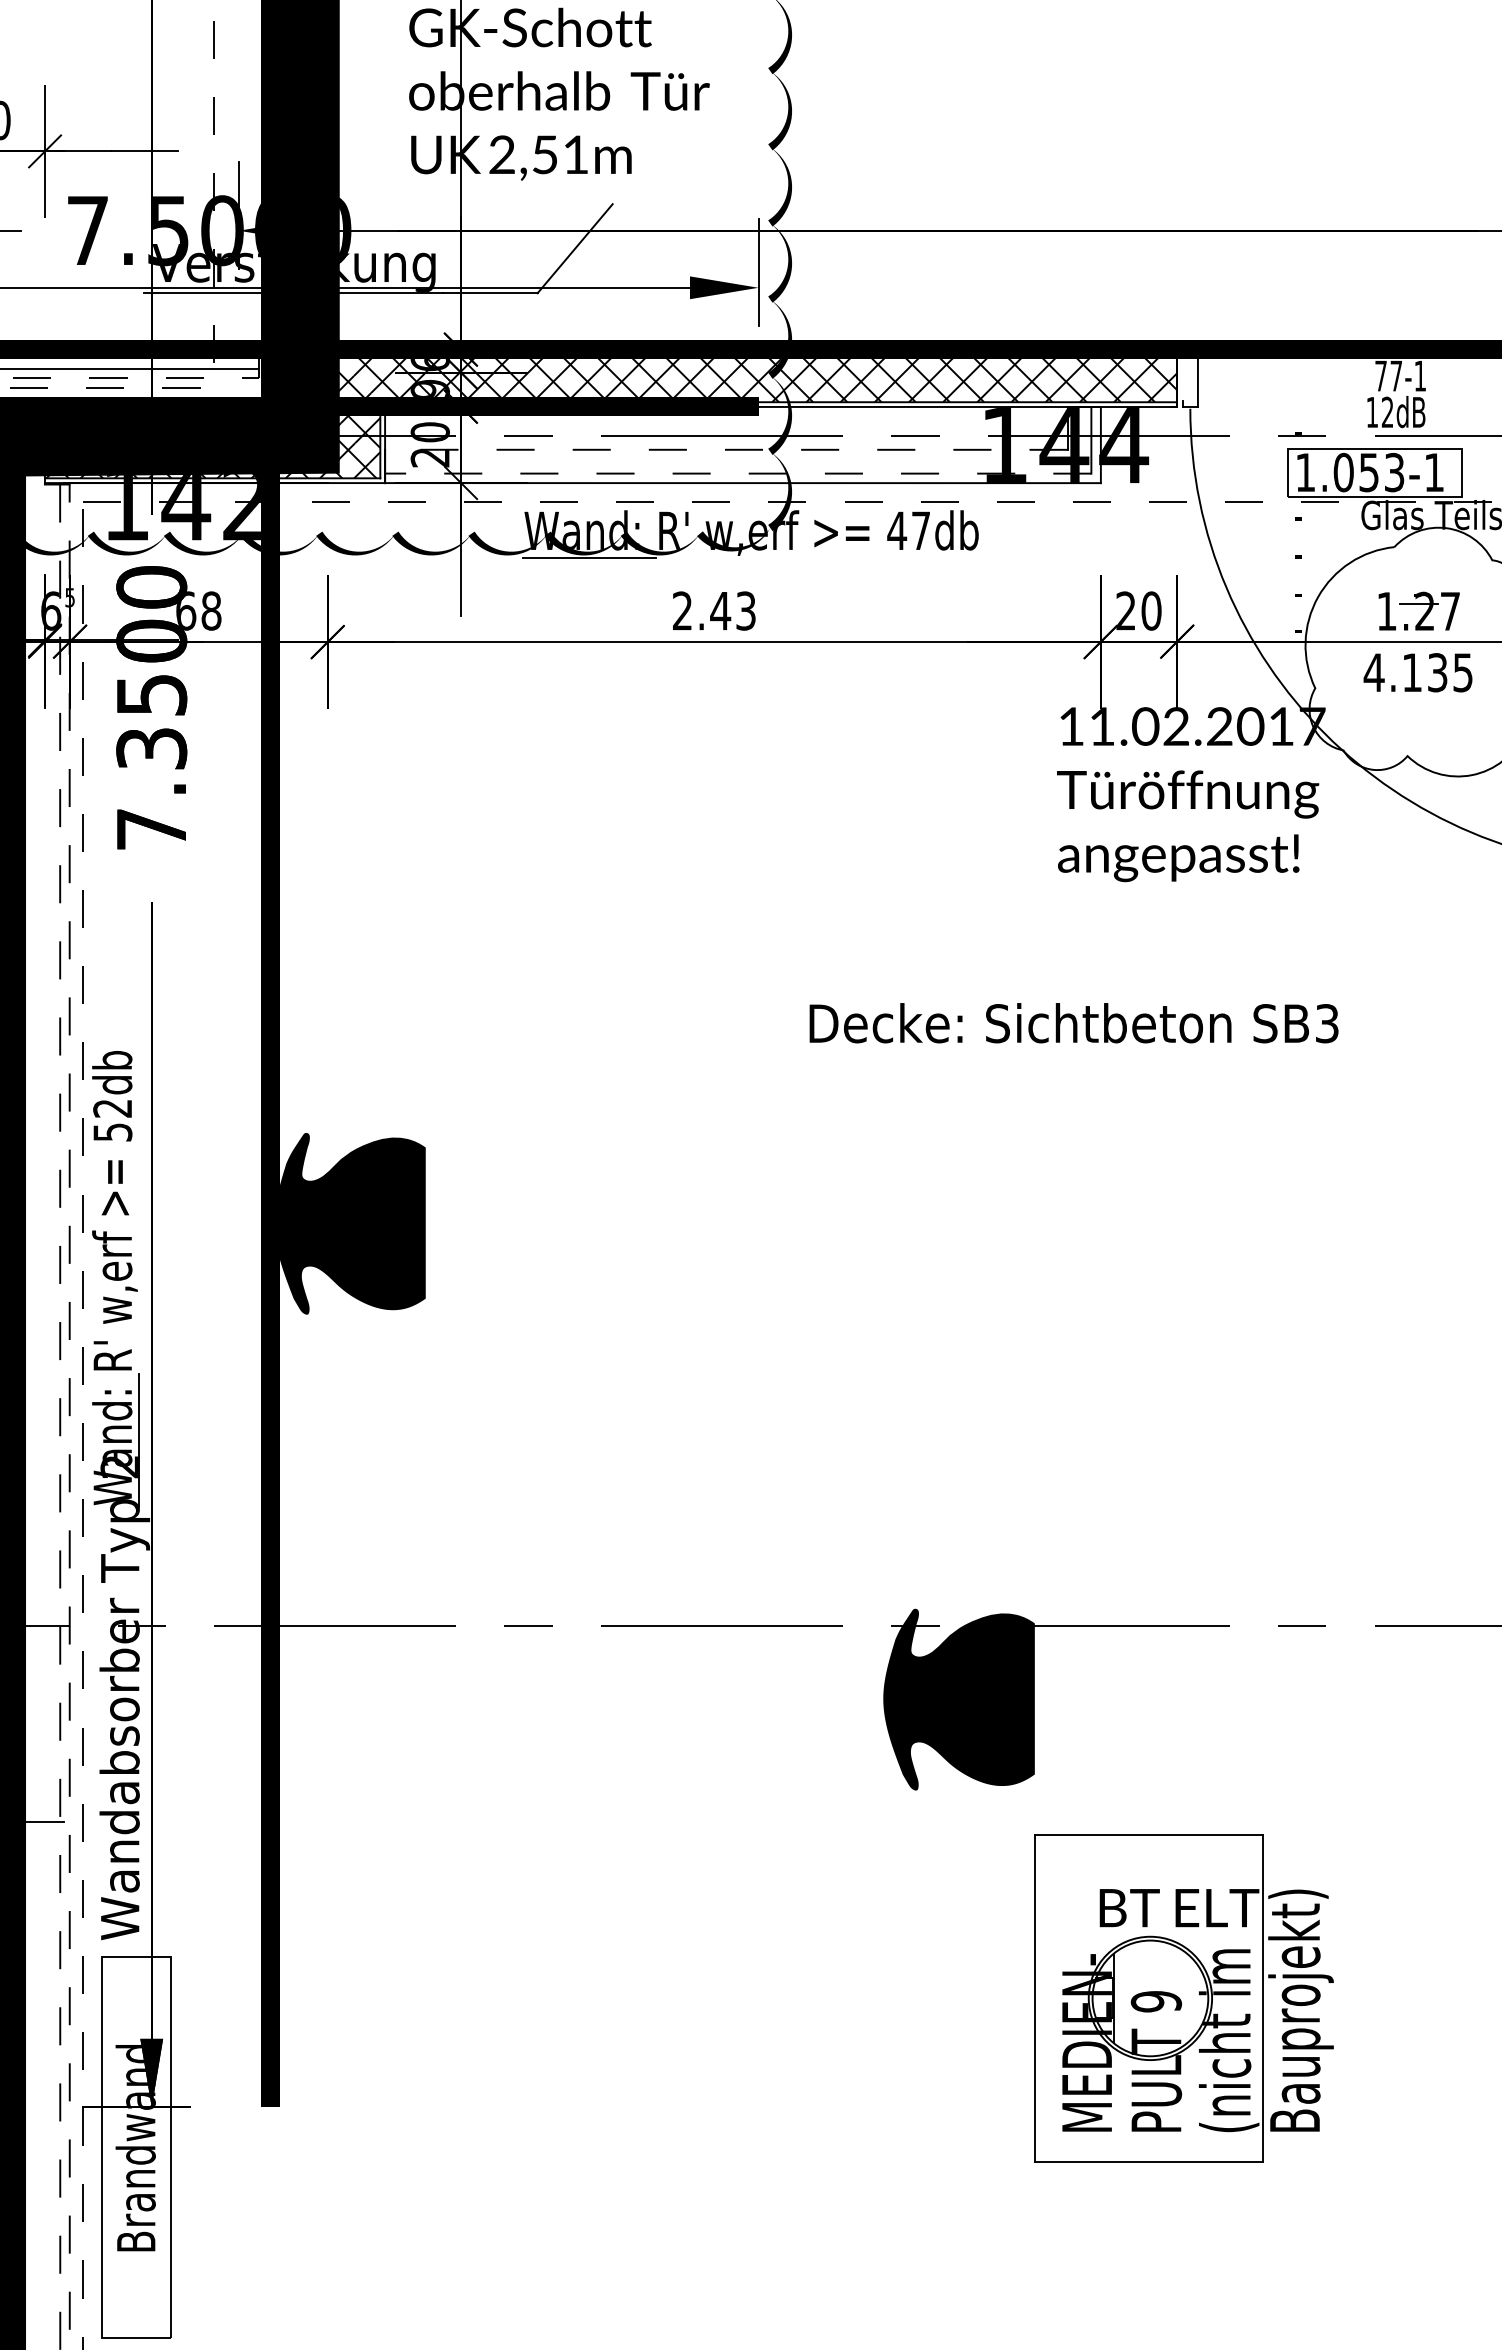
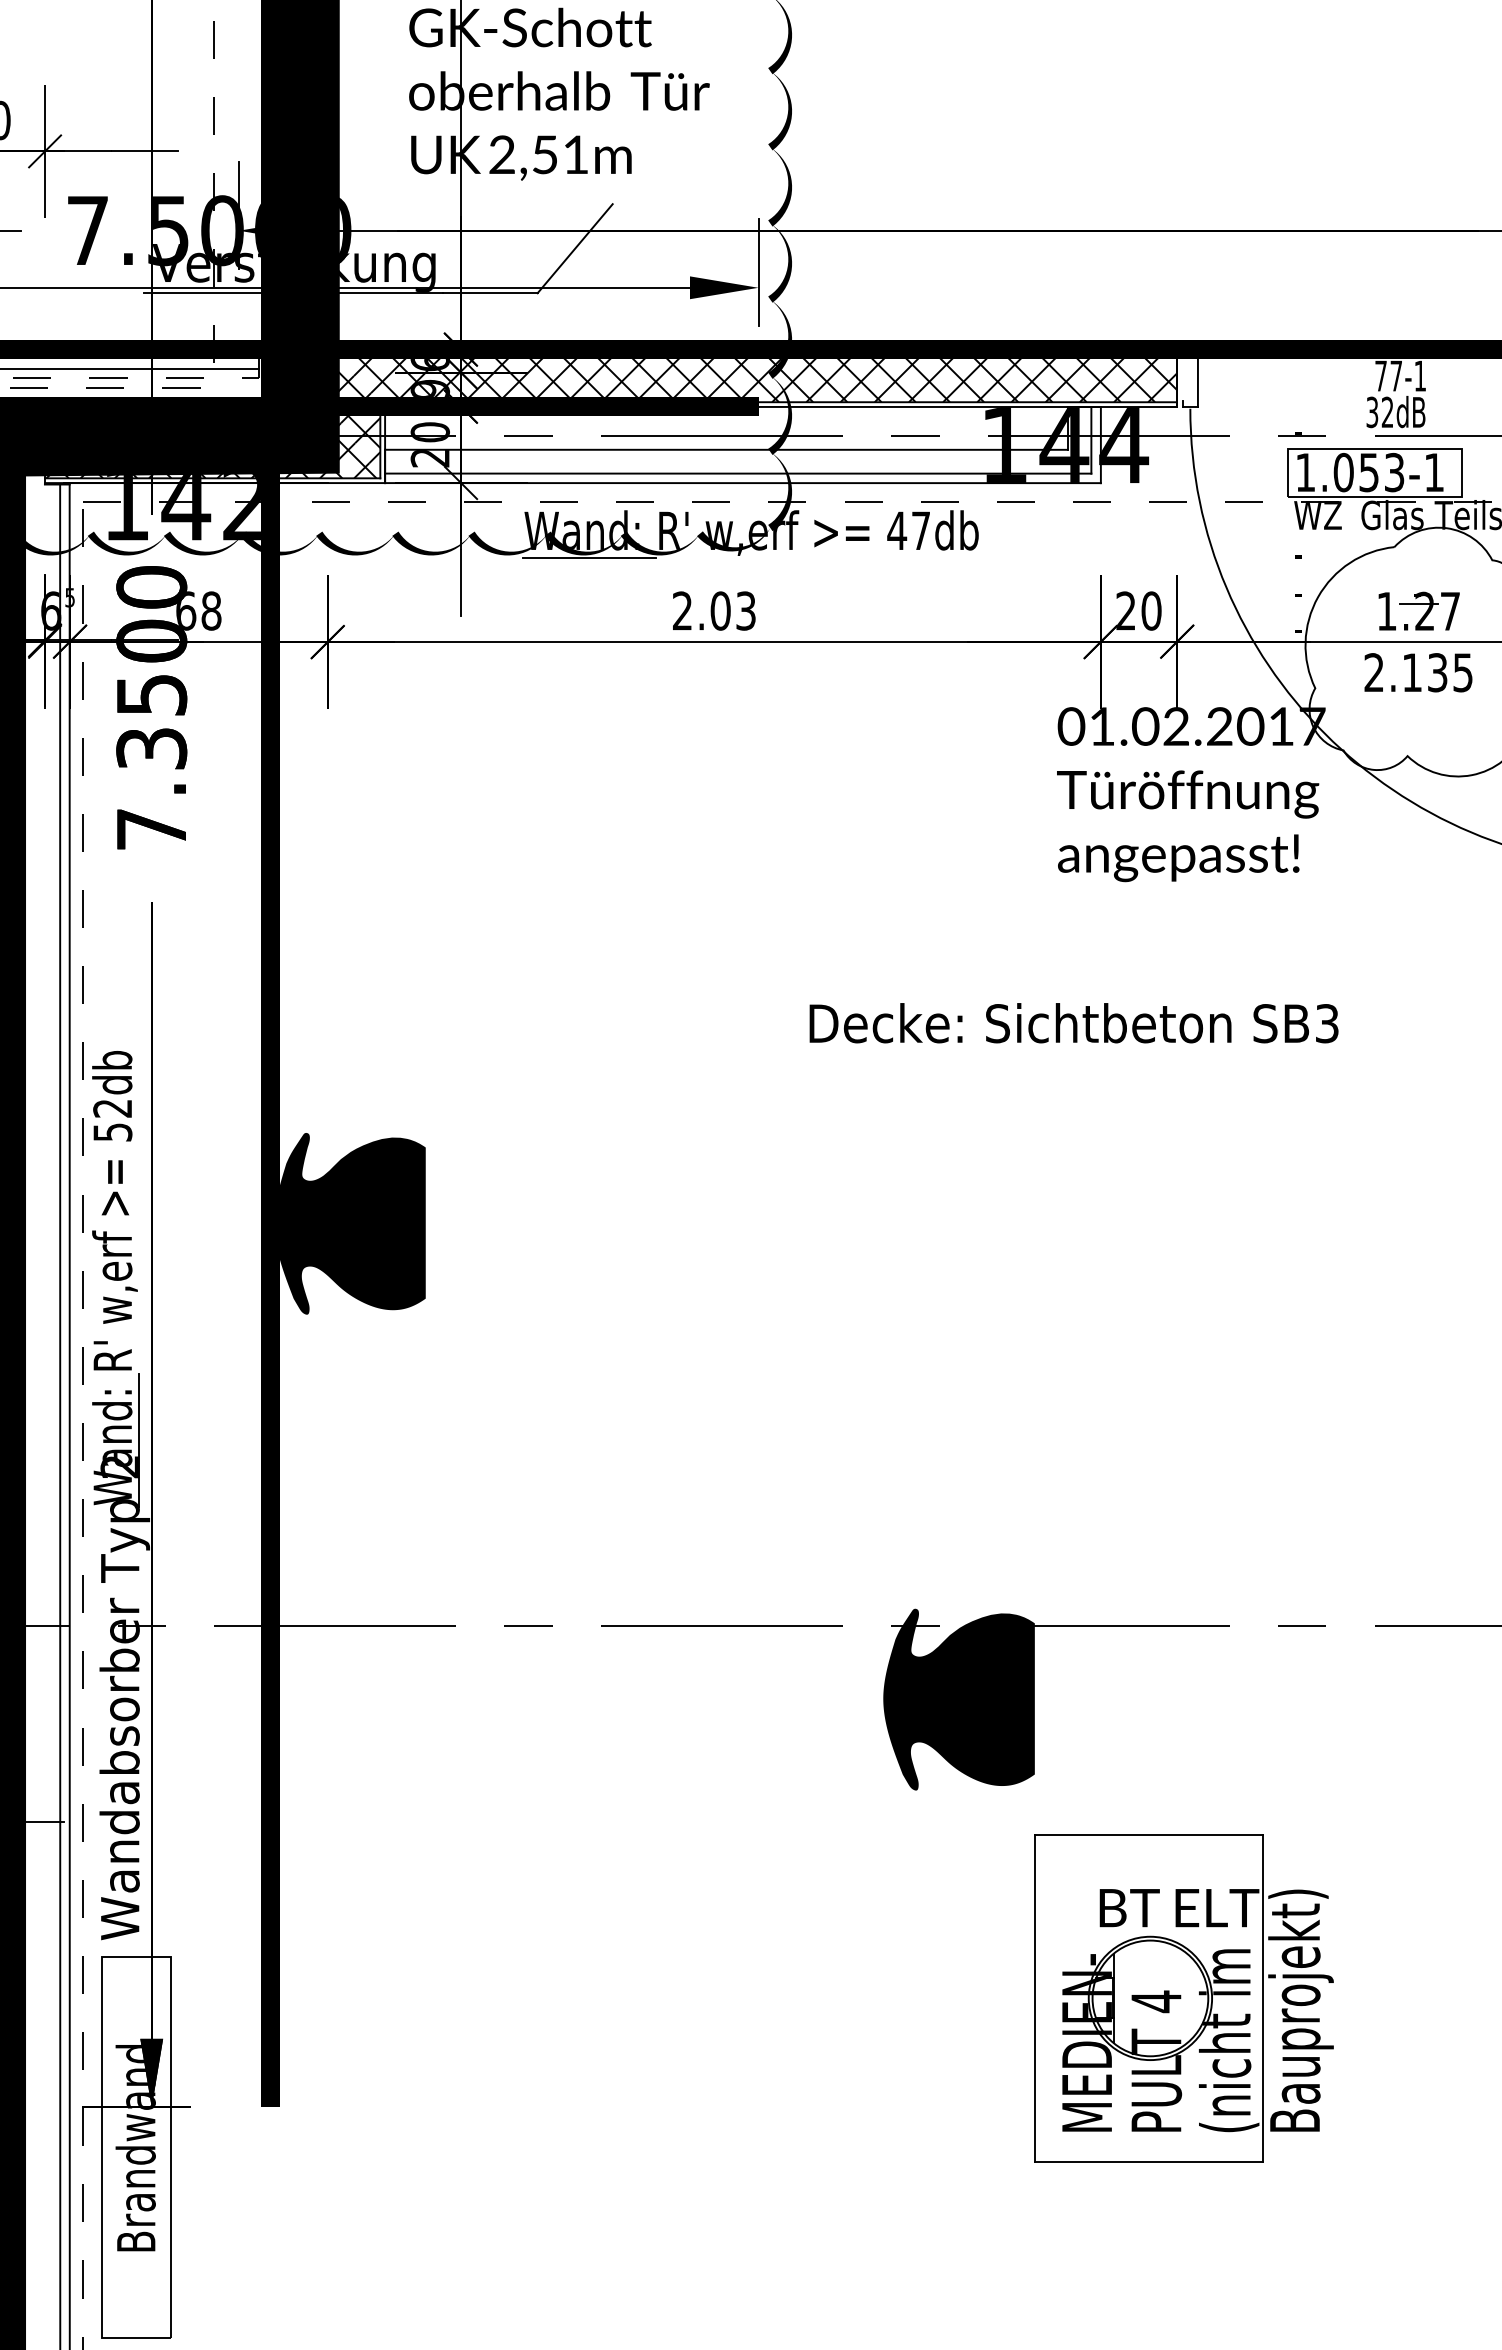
text: 12dB -> 32dB (1372, 412)
line: dashed -> solid (725, 449)
line: dashed -> solid (737, 473)
text: - -> WZ (1317, 515)
text: 2.43 -> 2.03 (720, 610)
text: 4.135 -> 2.135 (1373, 672)
text: 11.02.2017 -> 01.02.2017 (1071, 726)
line: dashed -> solid (69, 1416)
line: dashed -> solid (60, 1417)
text: 9 -> 4 (1156, 2001)
